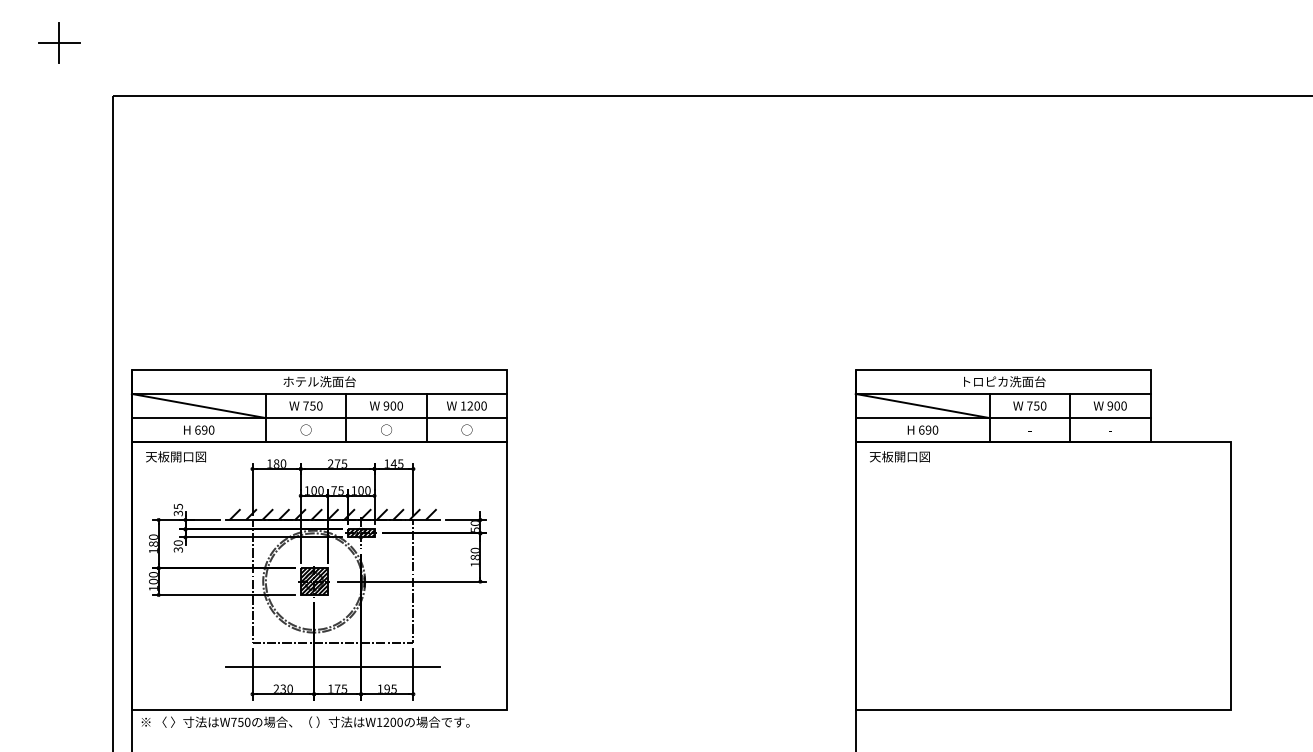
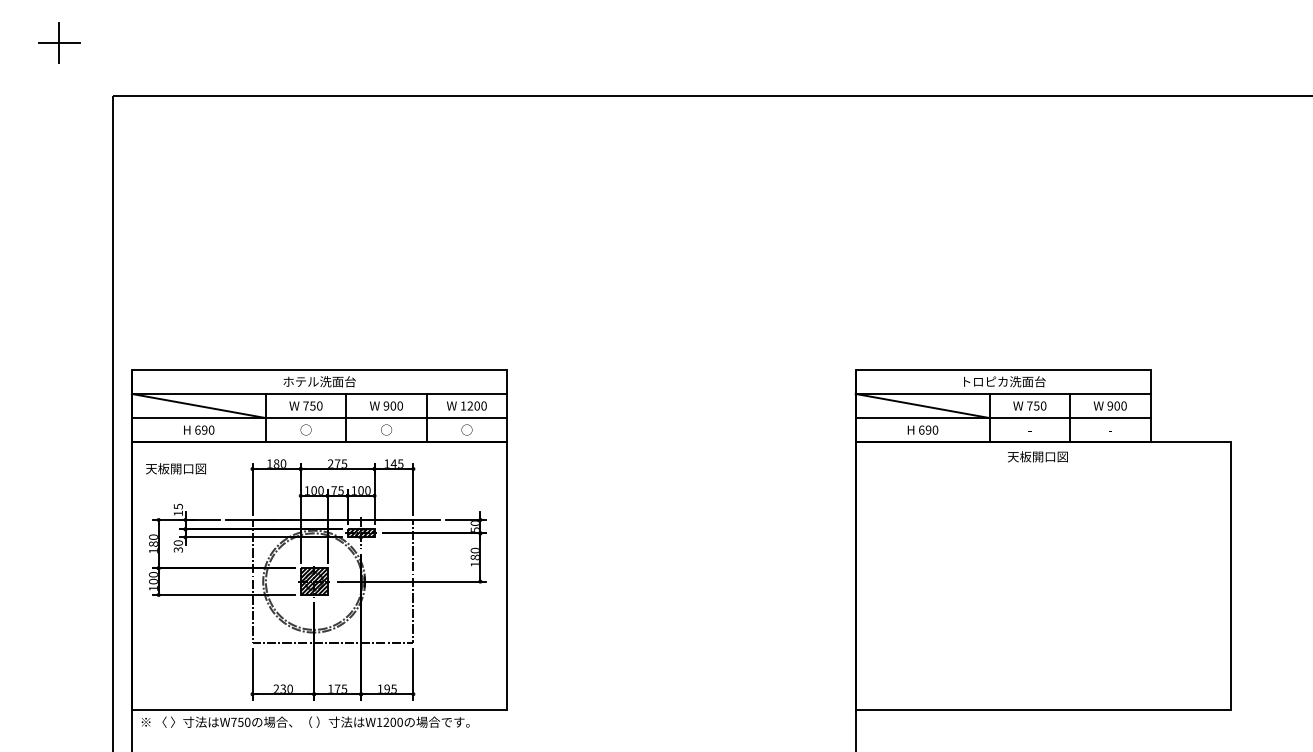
text position: (175, 456) -> (175, 468) (175, 468)
text position: (899, 456) -> (1037, 456) (1037, 456)
text: 35 -> 15 (178, 513)
hatch: present -> none (332, 514)
line: present -> none (332, 667)
